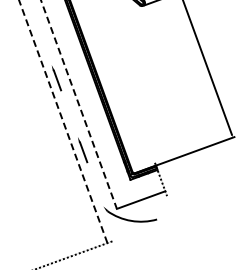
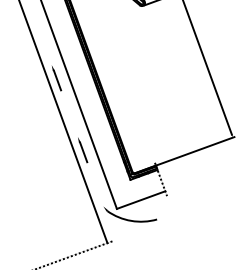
line: dashed -> solid (79, 104)
line: dashed -> solid (63, 121)
